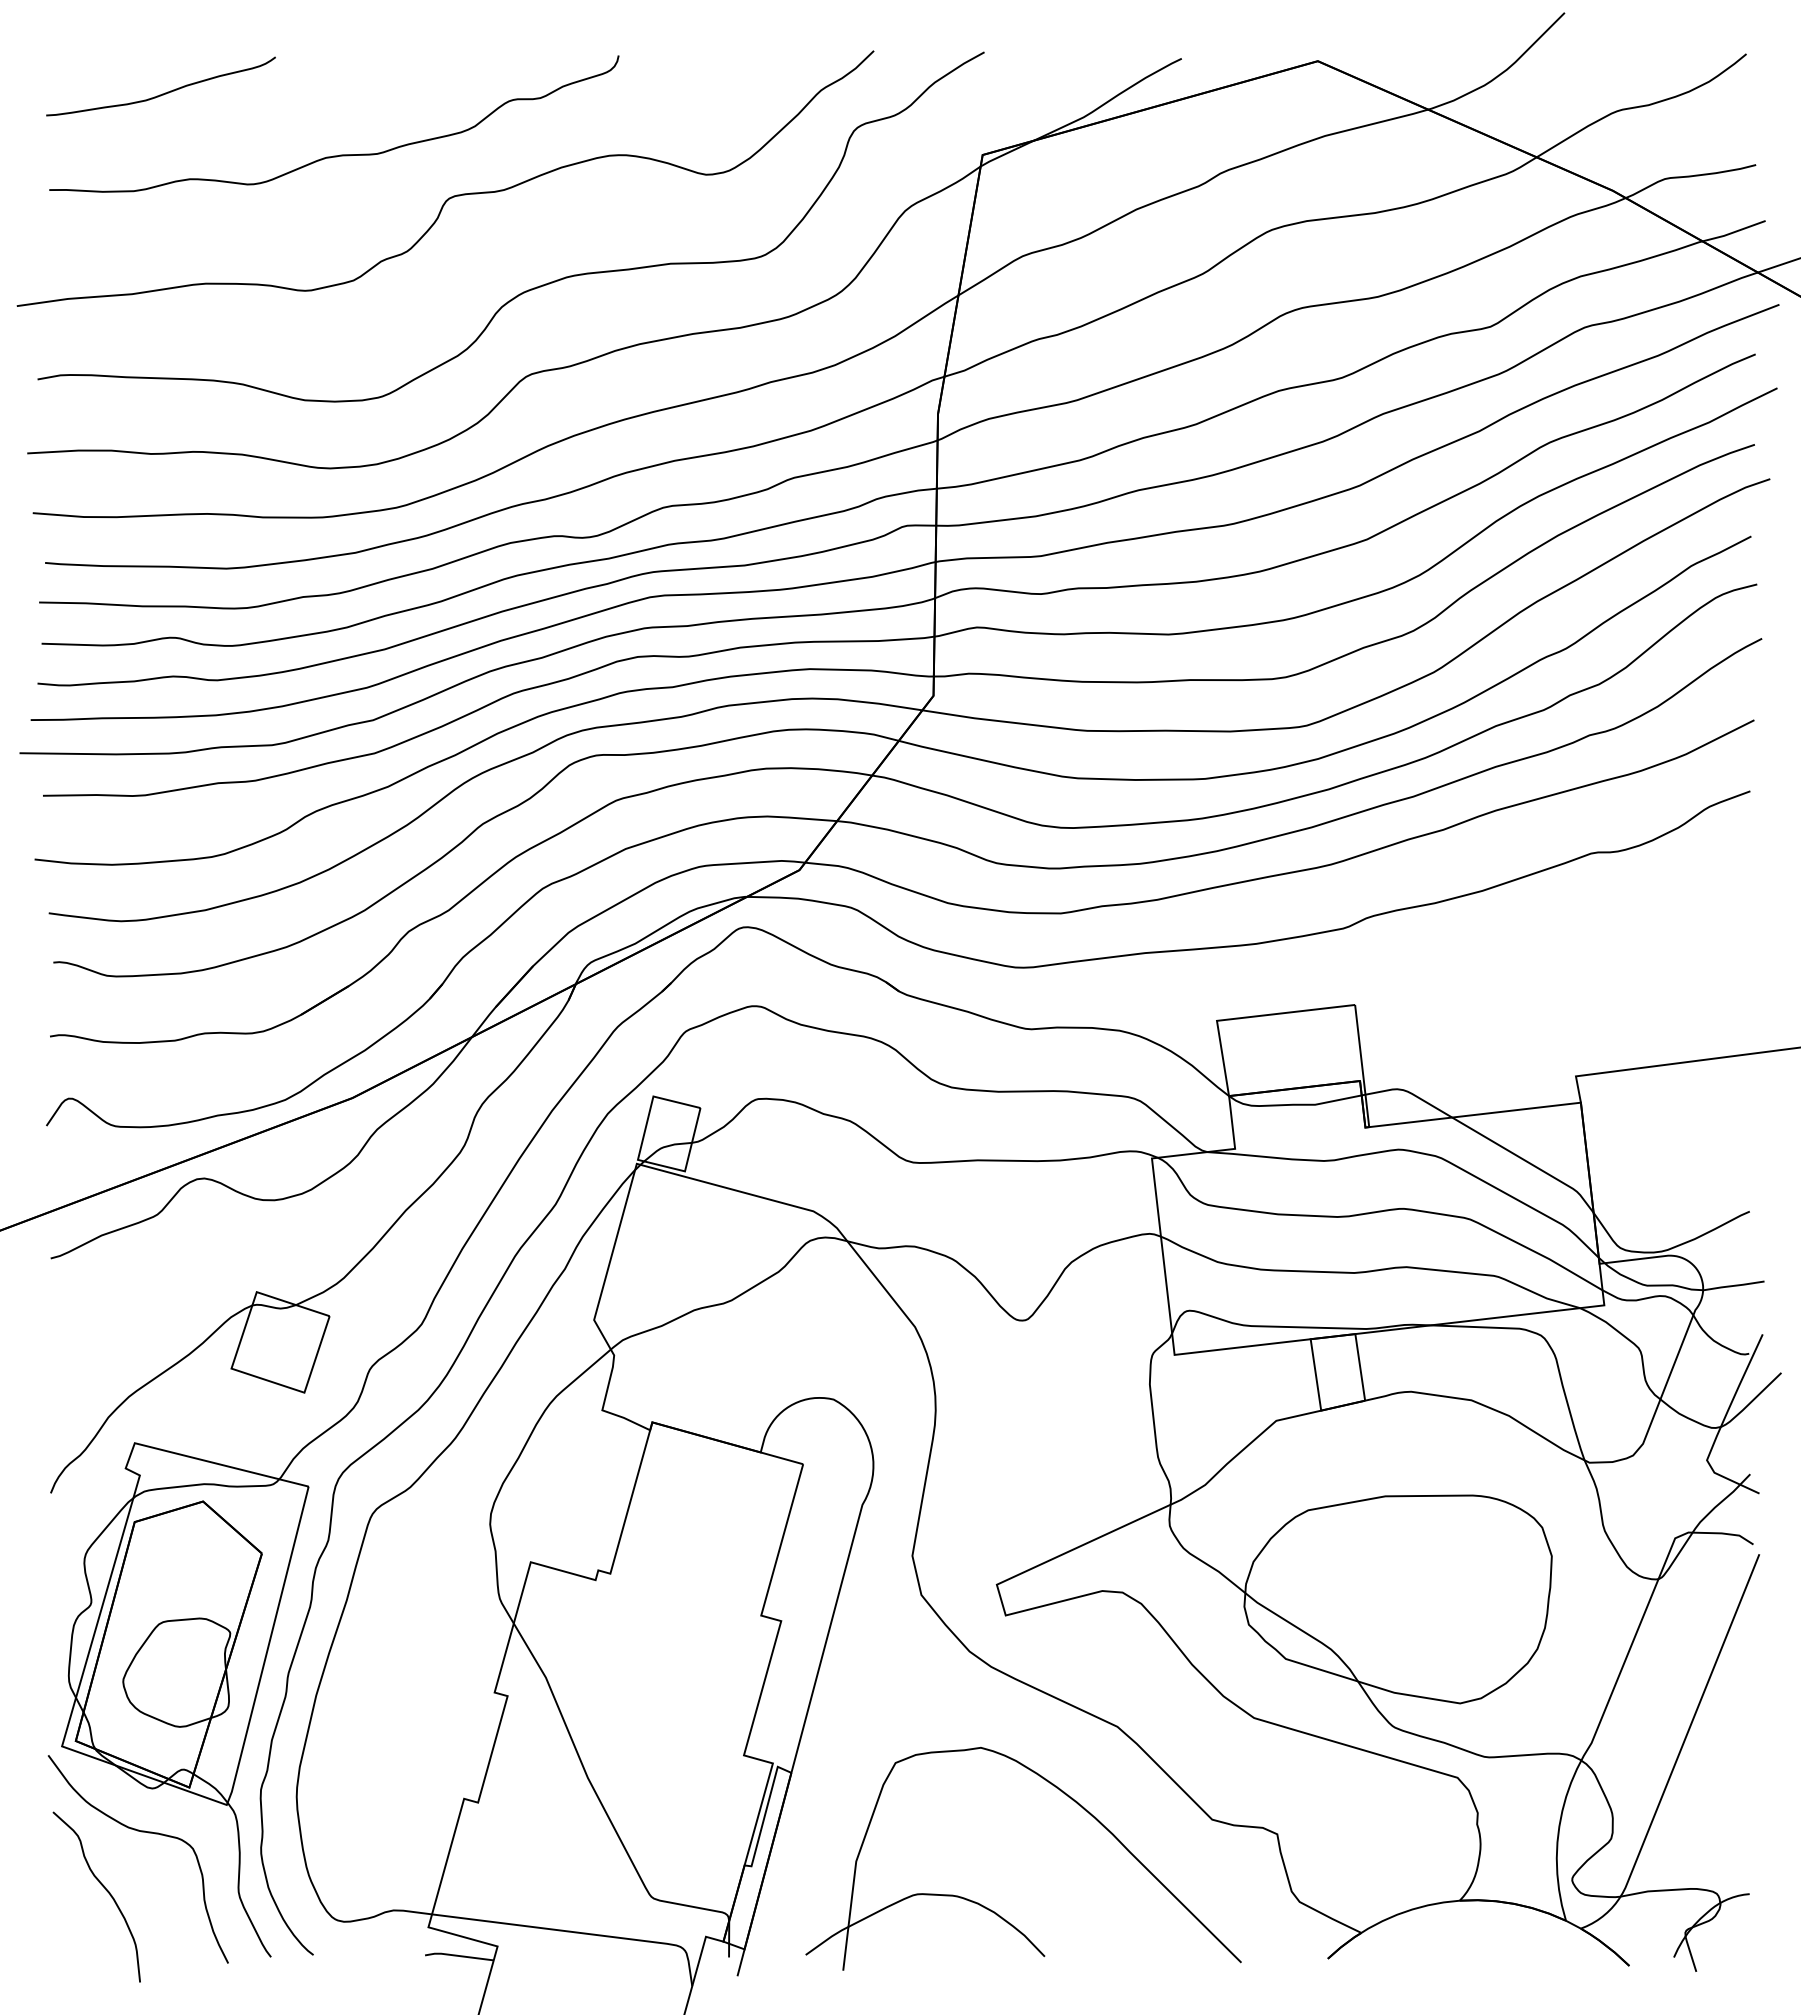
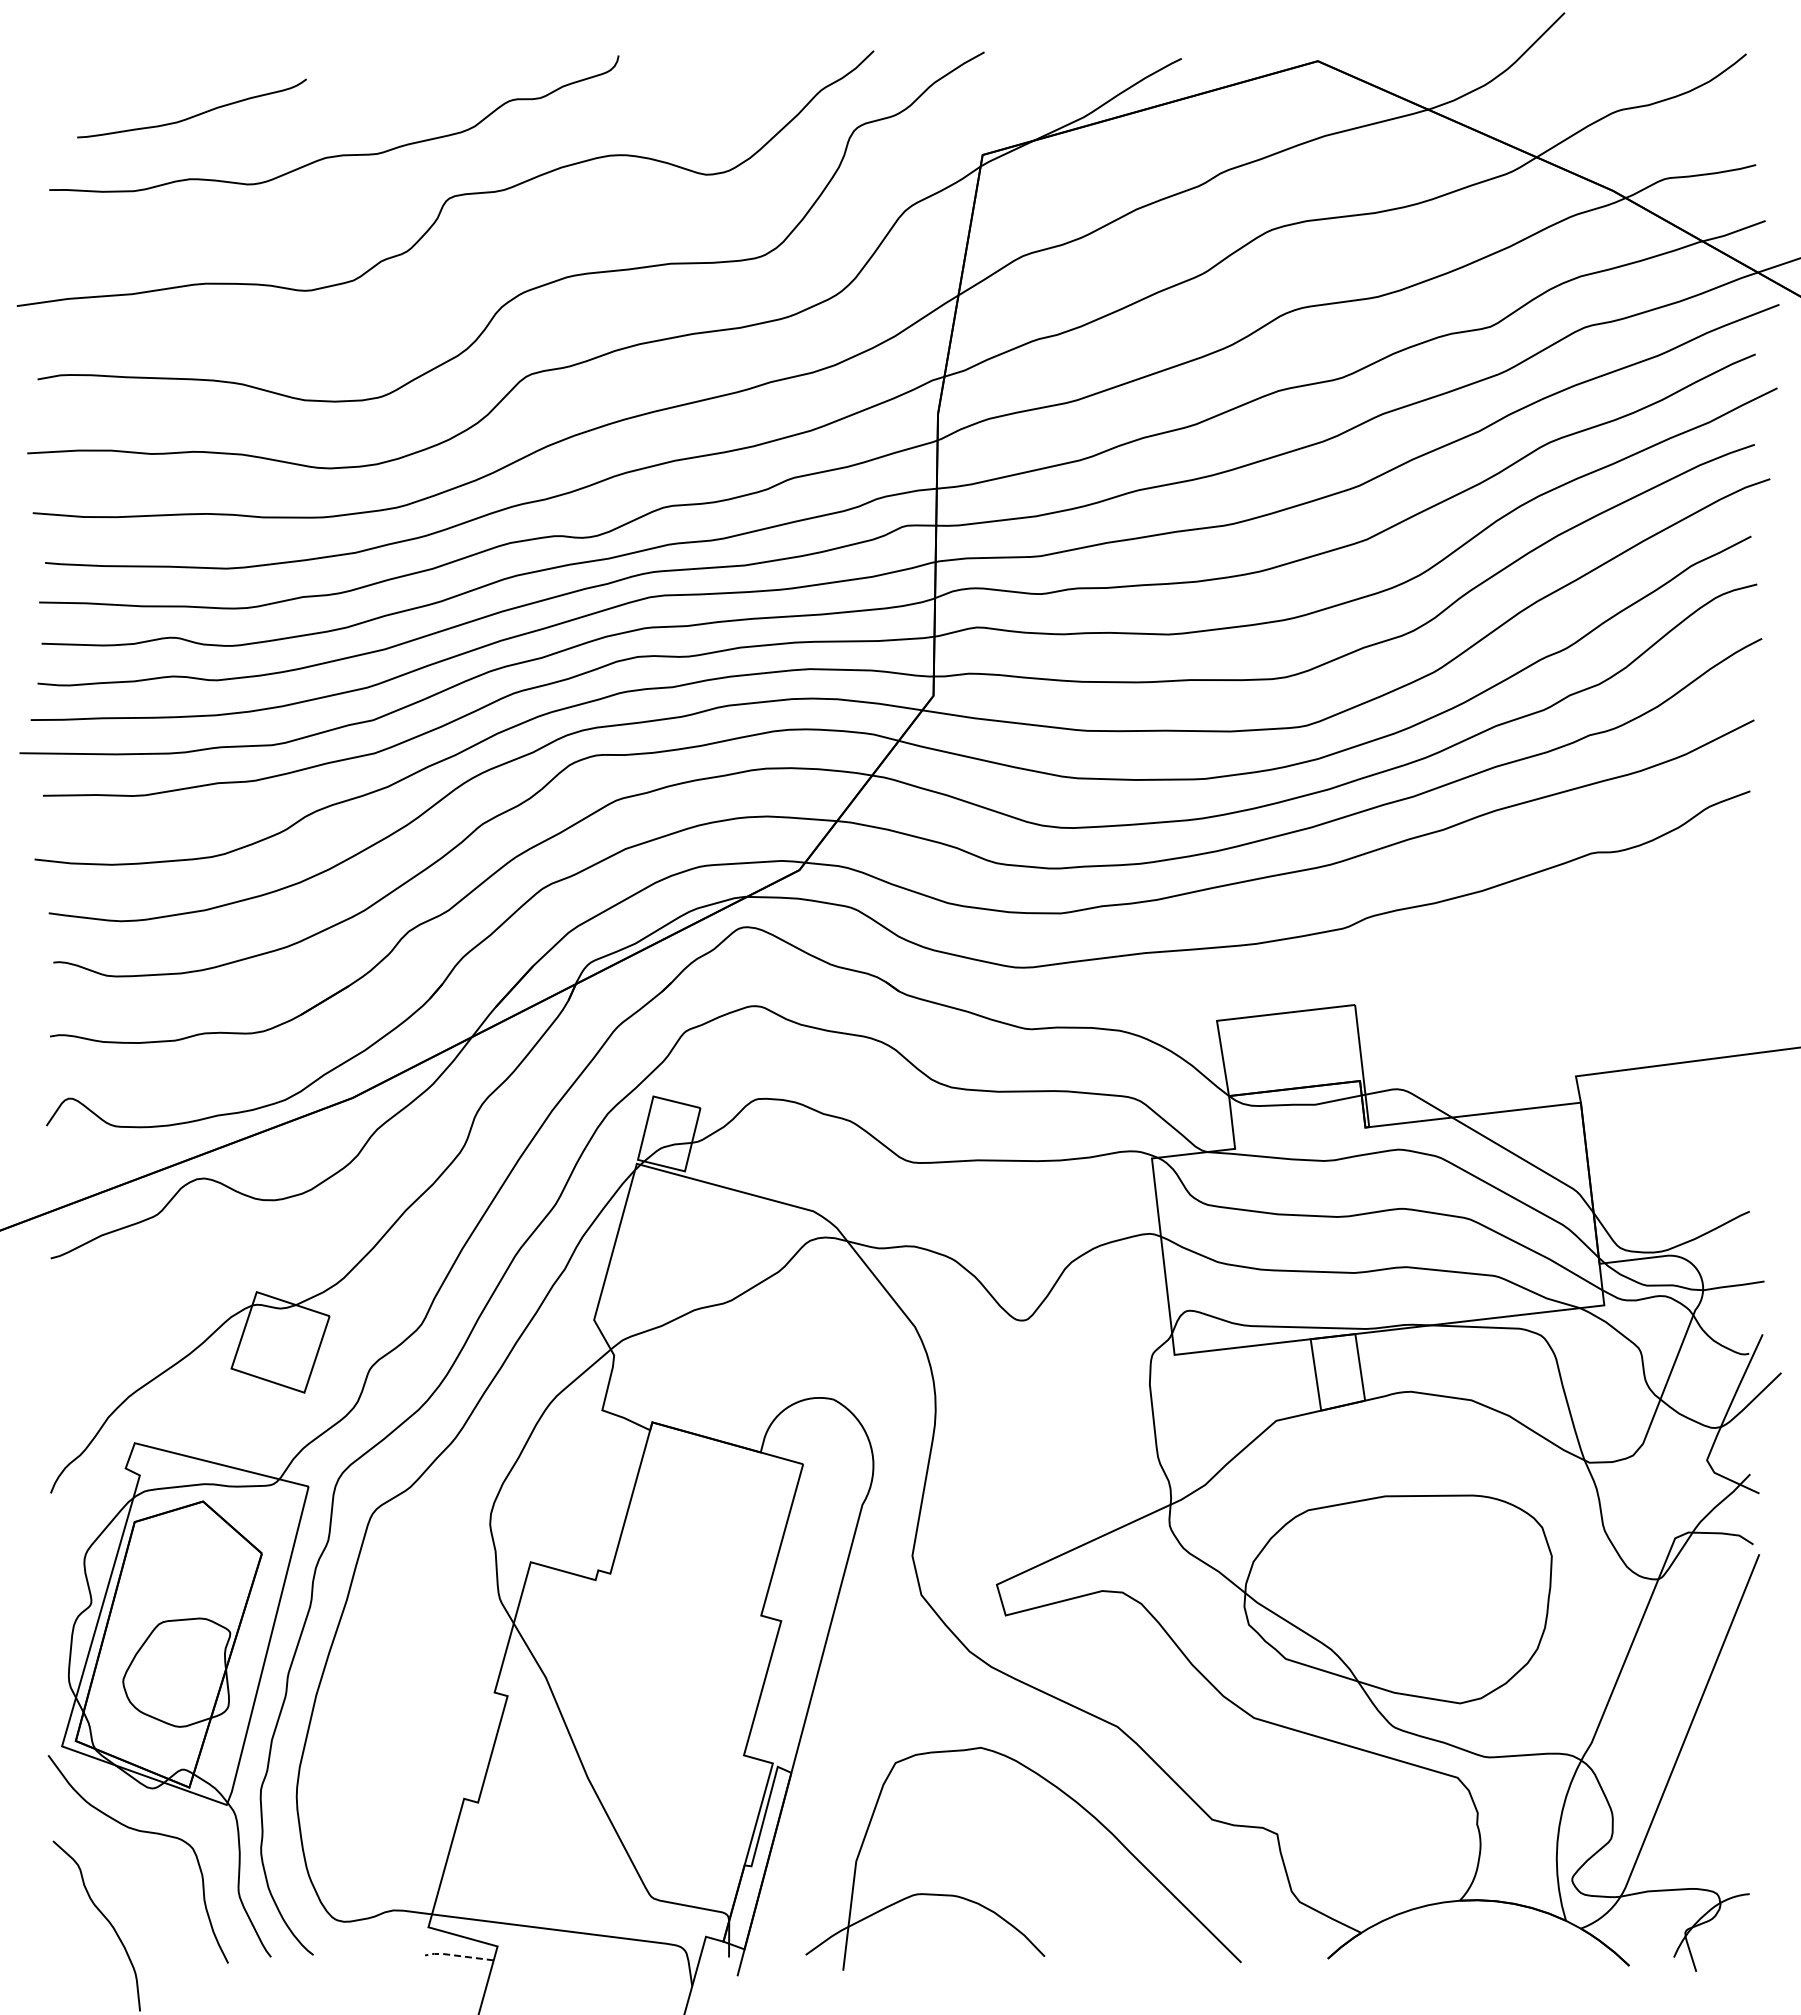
curve position: (162, 93) -> (193, 115) (193, 115)
curve position: (105, 1890) -> (105, 1919) (105, 1919)
line: solid -> dashed (458, 1955)
